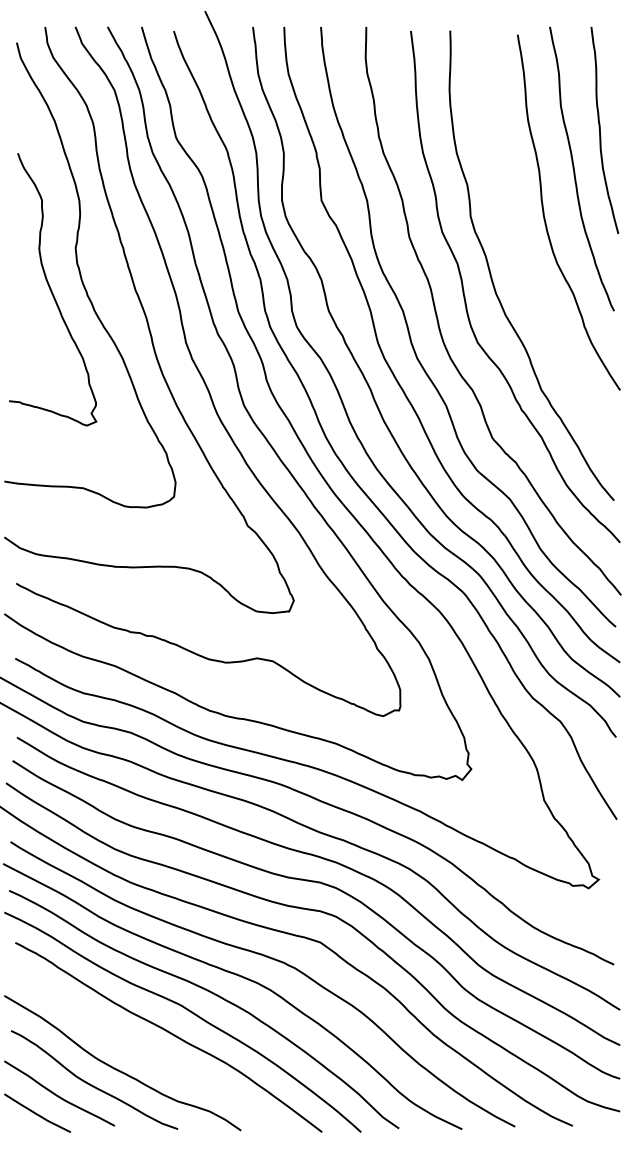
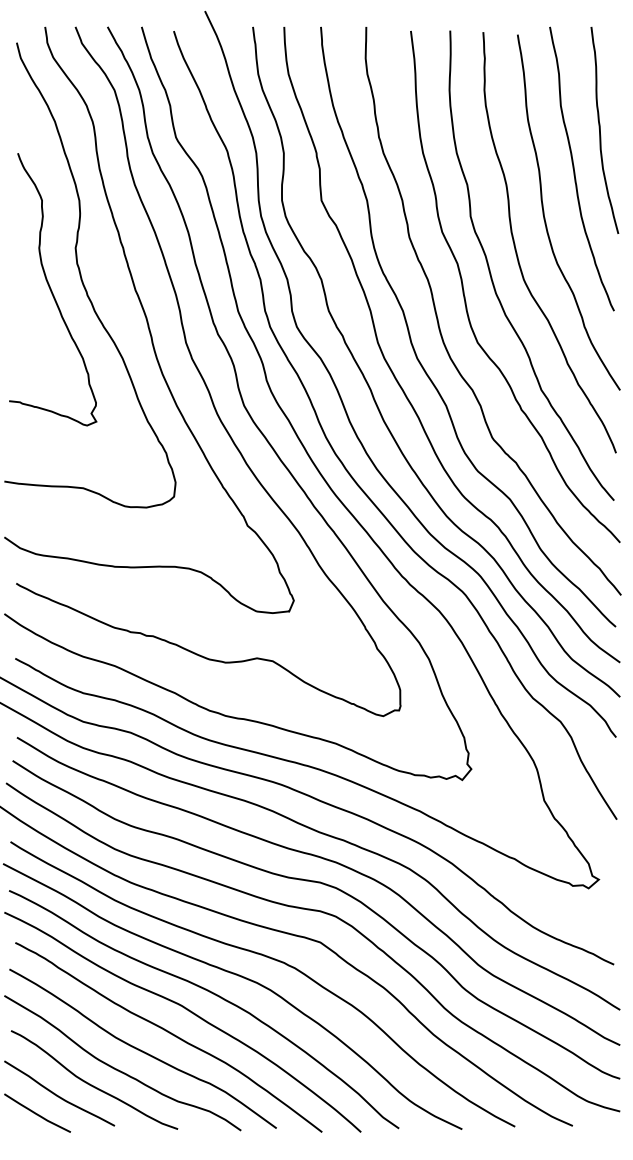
curve: none -> present (517, 252)
curve: none -> present (142, 1050)
